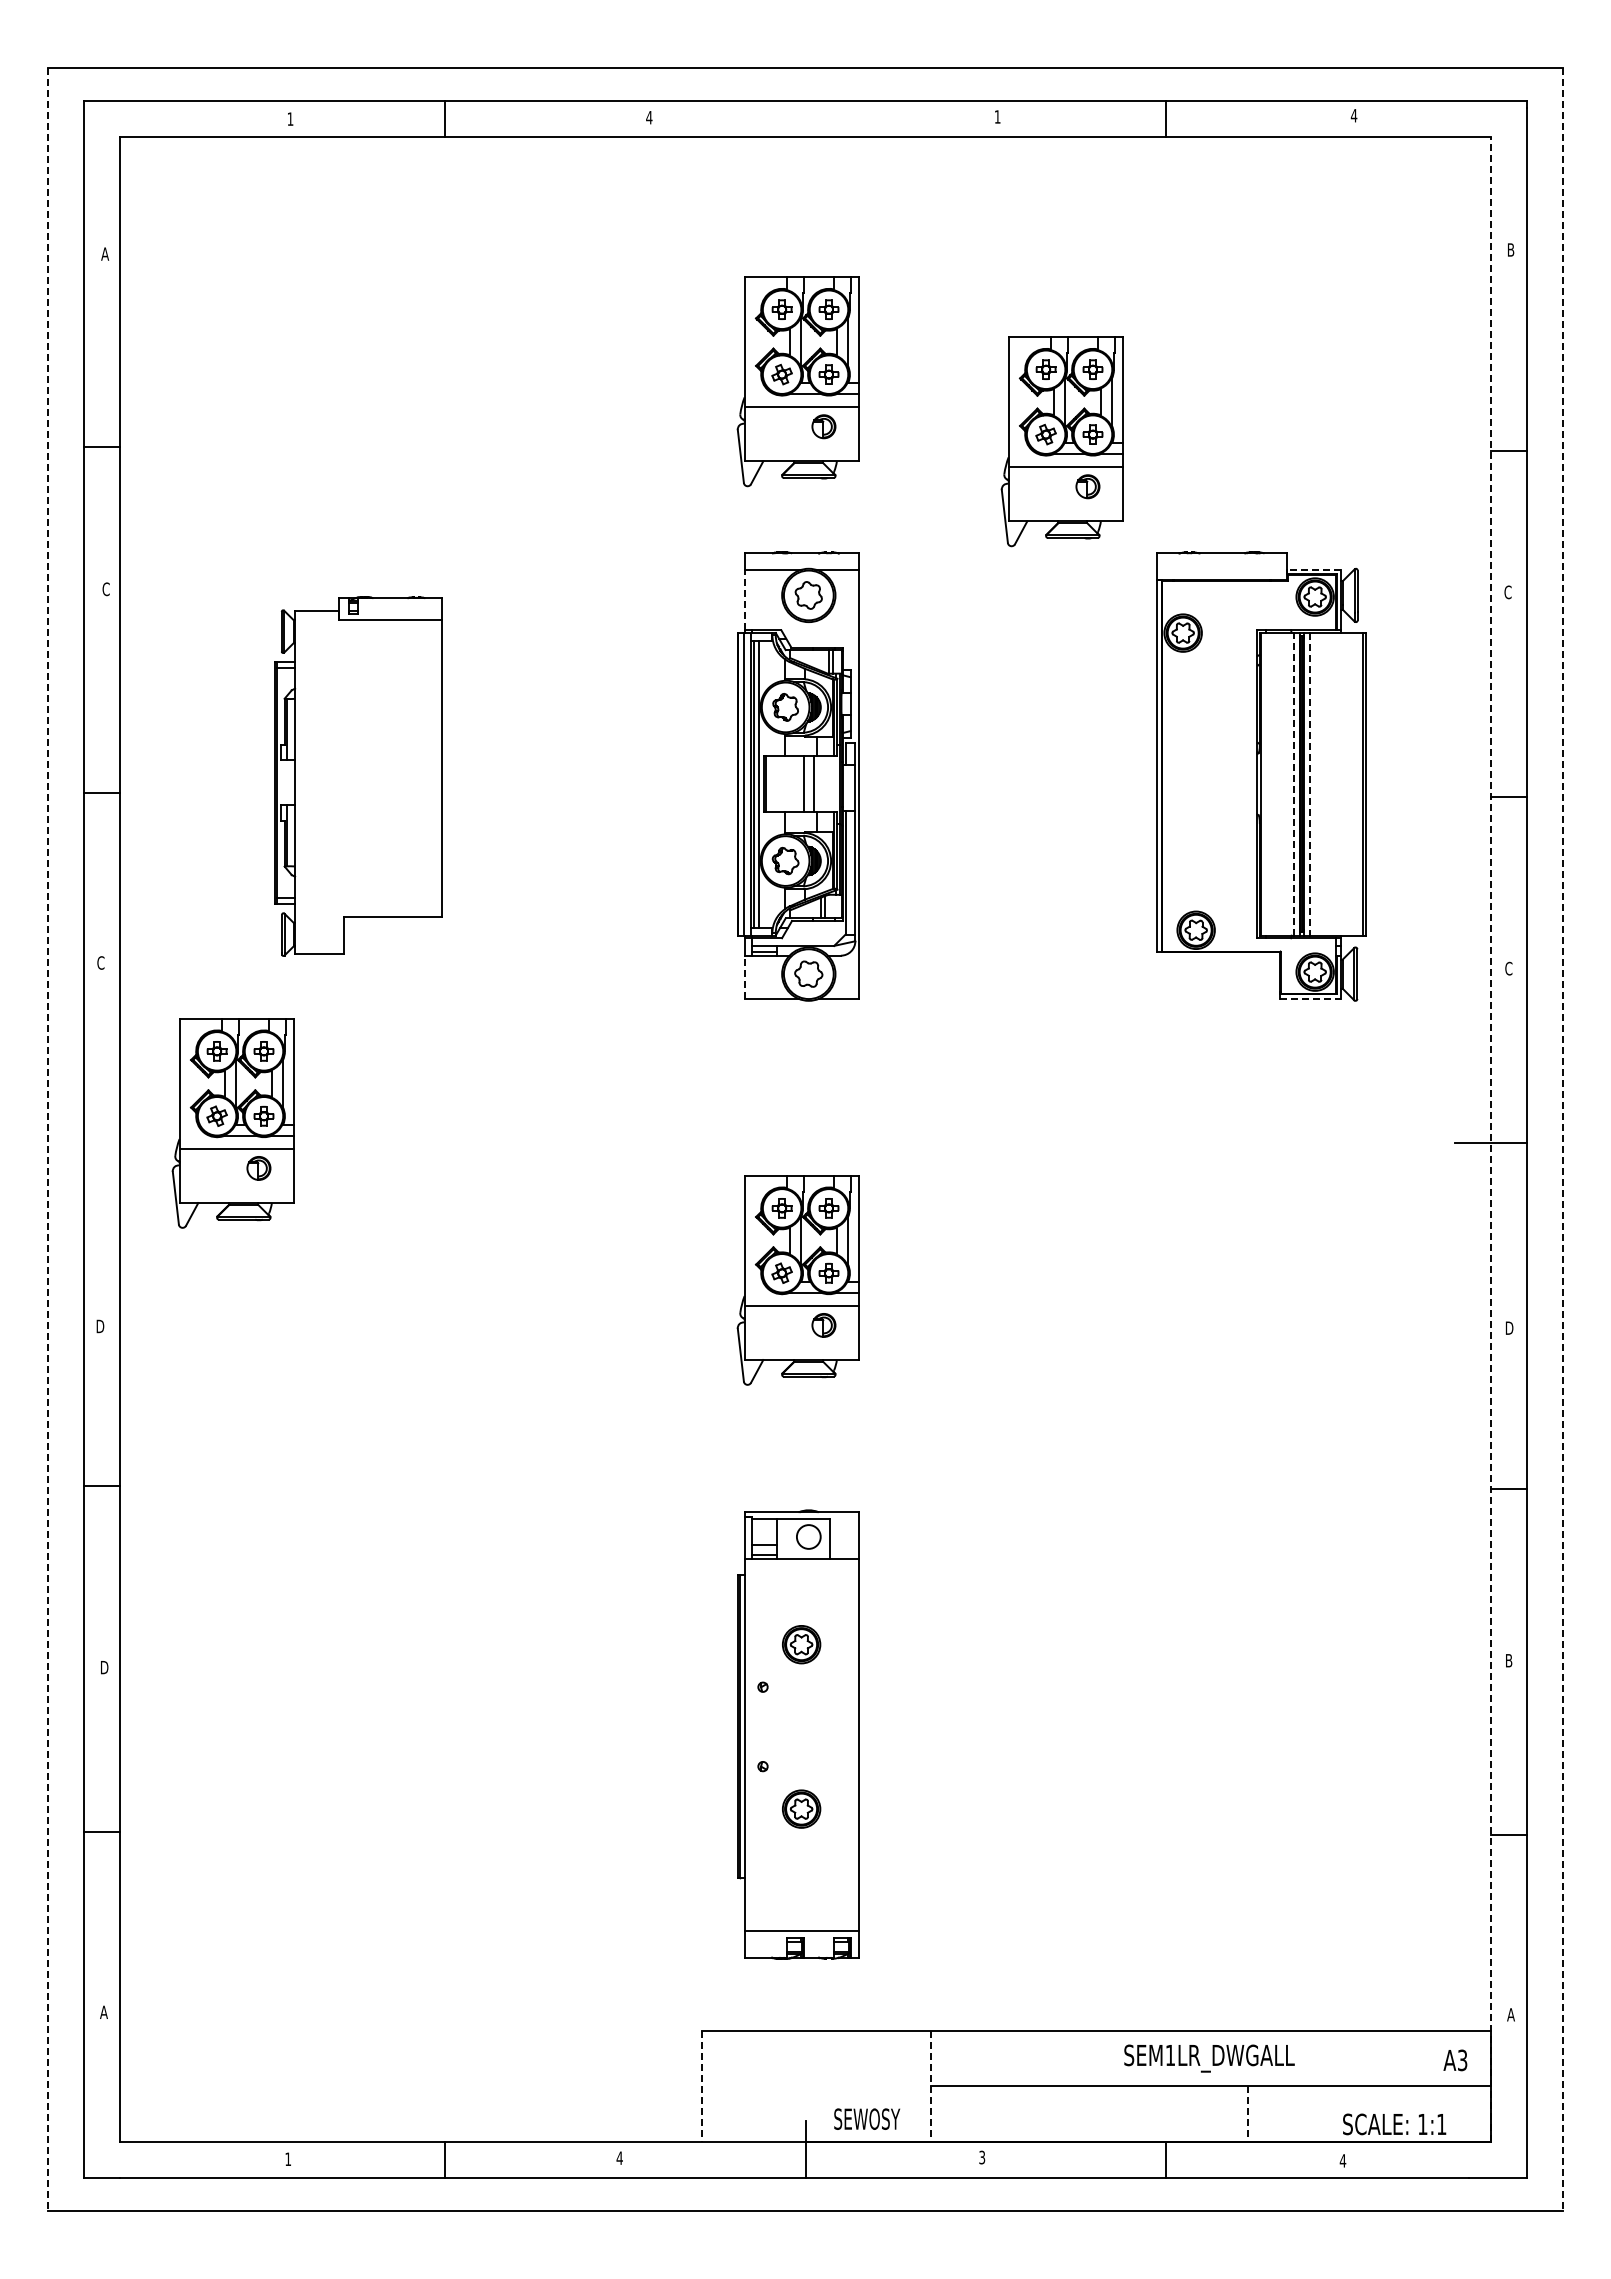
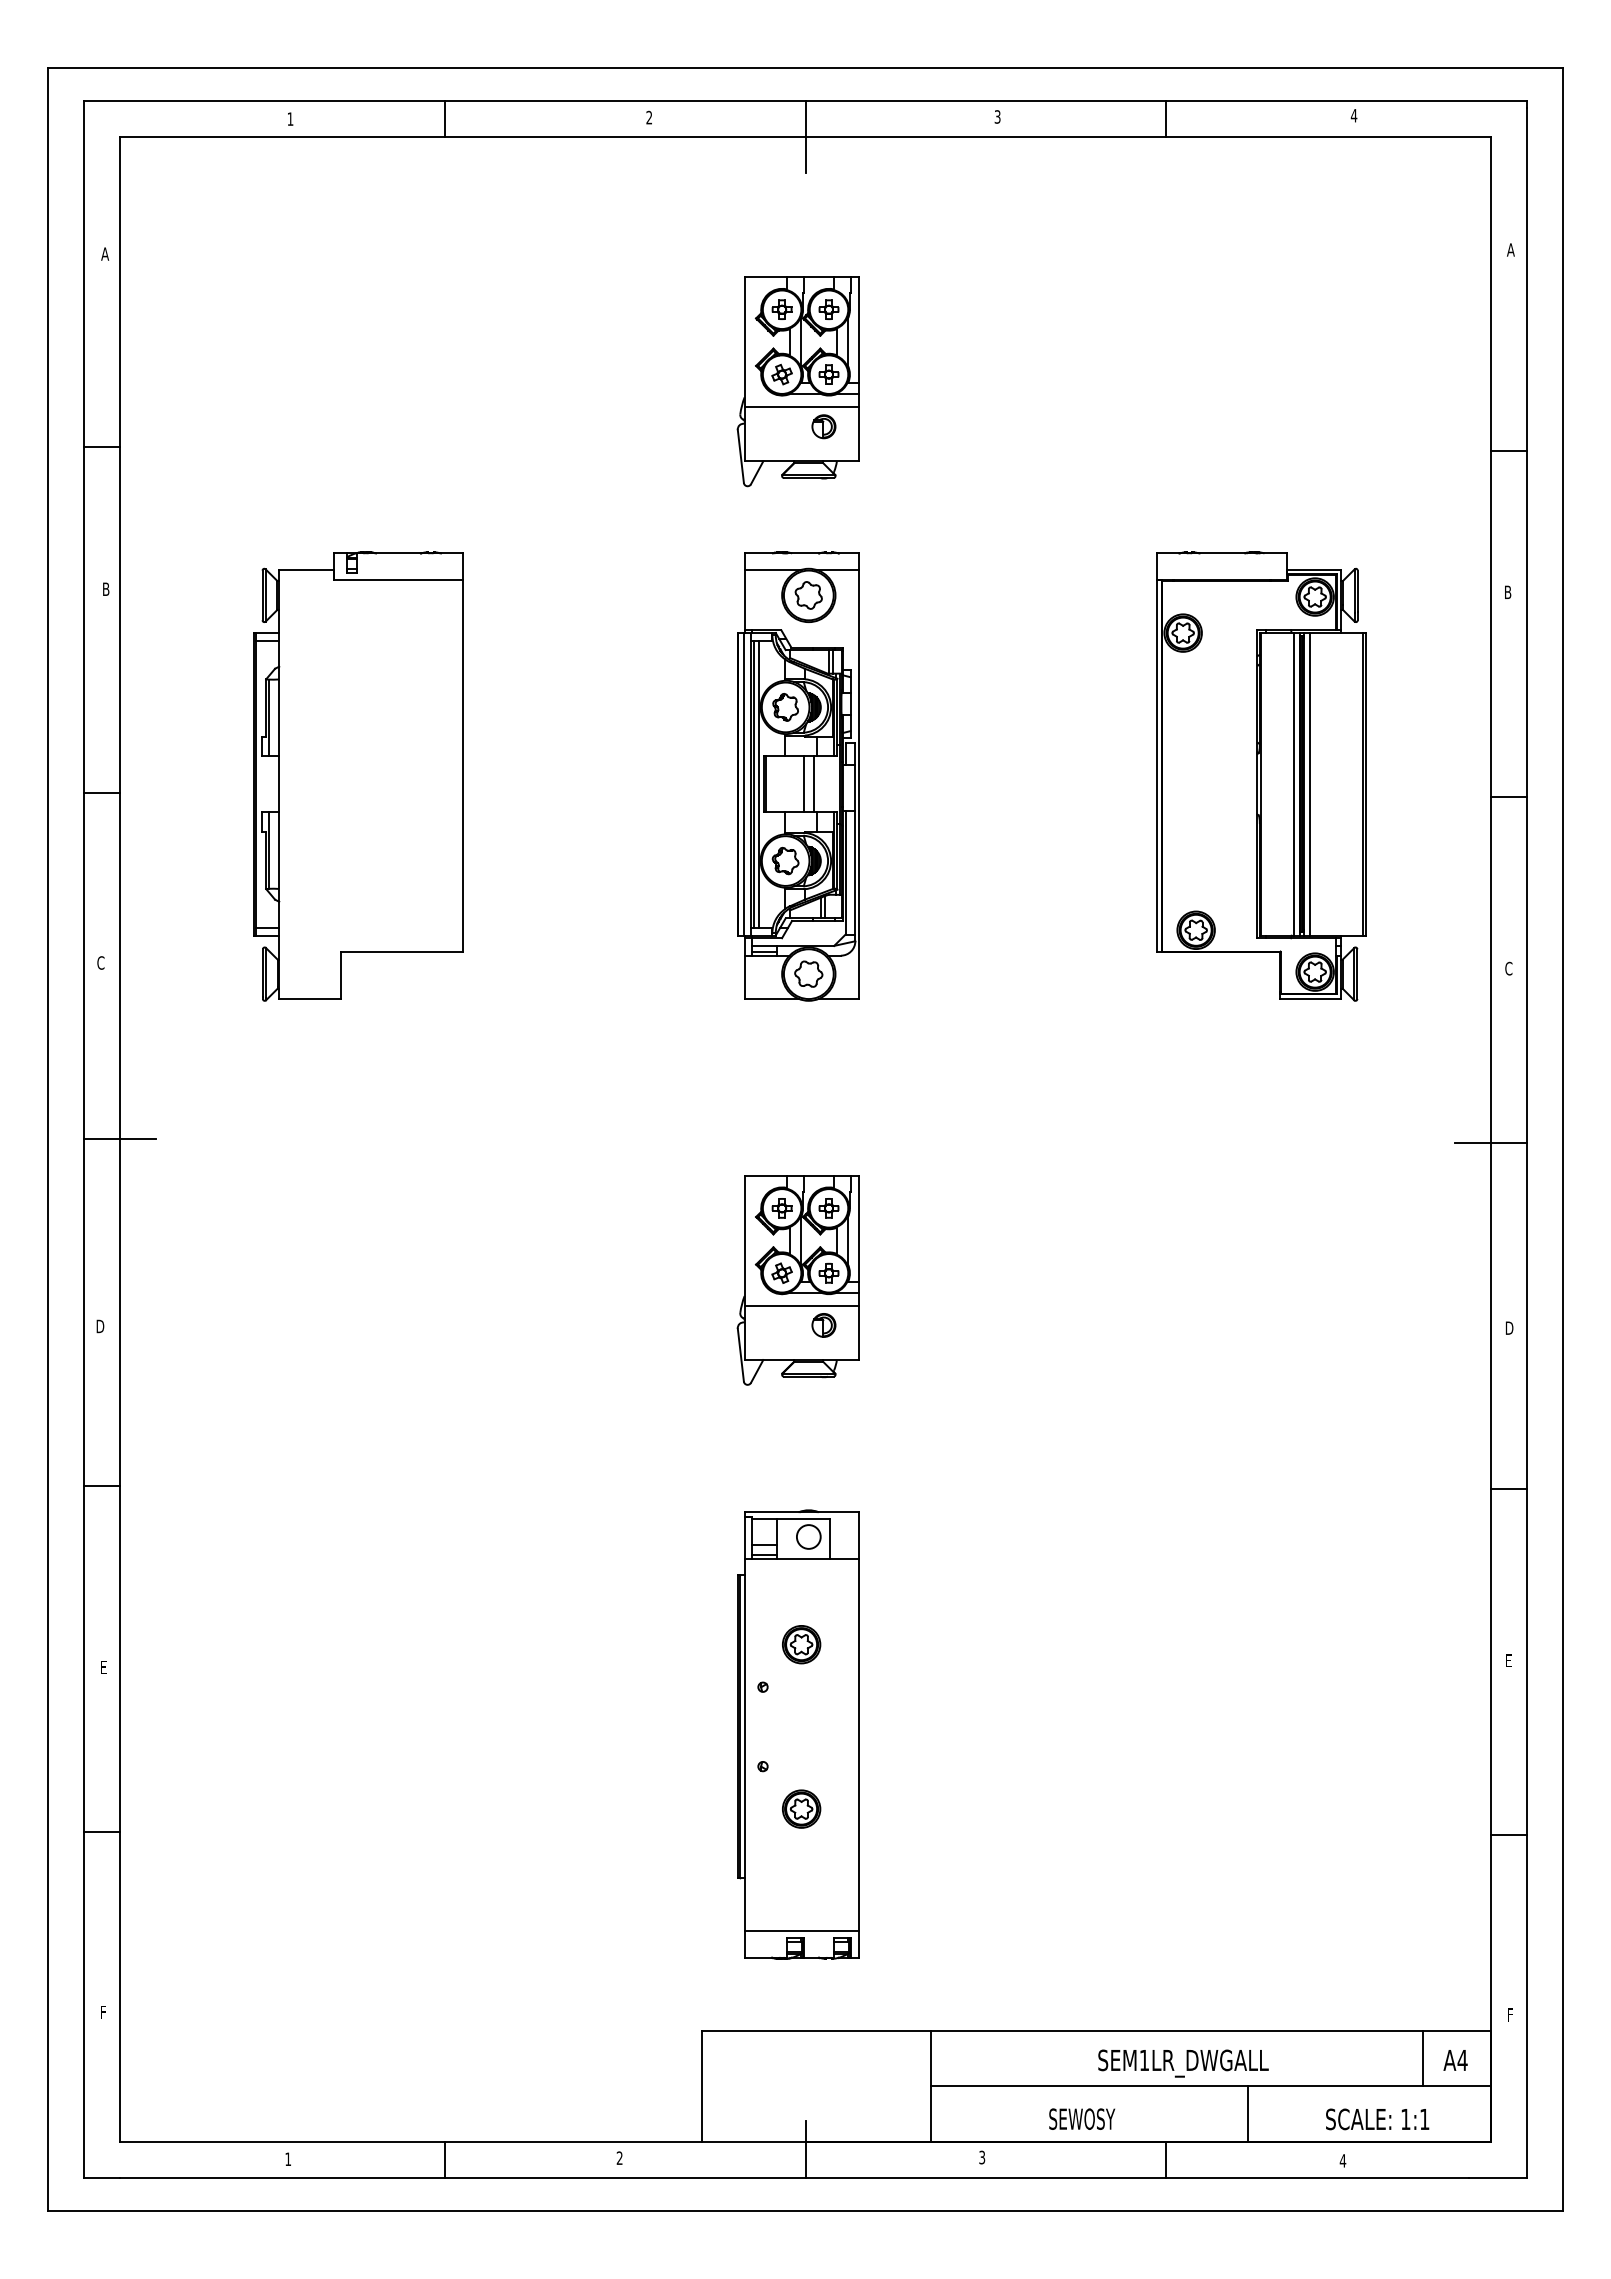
text: 1 -> 3 (997, 116)
text: 4 -> 2 (649, 117)
line: none -> present (805, 136)
text: B -> A (1510, 249)
part: present -> none (1061, 441)
line: dashed -> solid (1313, 569)
text: C -> B (105, 589)
text: C -> B (1507, 592)
line: dashed -> solid (744, 599)
part size: 169x361 px -> 211x451 px (358, 776)
line: dashed -> solid (1294, 783)
line: dashed -> solid (1309, 784)
line: dashed -> solid (744, 977)
line: dashed -> solid (1310, 998)
part: present -> none (232, 1123)
line: dashed -> solid (48, 1139)
line: none -> present (120, 1139)
line: dashed -> solid (1490, 1139)
line: dashed -> solid (1562, 1139)
text: B -> E (1509, 1660)
text: D -> E (104, 1667)
text: A -> F (103, 2011)
text: A -> F (1510, 2014)
text position: (1209, 2058) -> (1183, 2063) (1183, 2063)
line: none -> present (1423, 2058)
text: A3 -> A4 (1462, 2060)
line: dashed -> solid (702, 2086)
line: dashed -> solid (930, 2086)
line: dashed -> solid (1247, 2114)
text position: (867, 2118) -> (1082, 2118) (1082, 2118)
text position: (1394, 2124) -> (1377, 2119) (1377, 2119)
text: 4 -> 2 (619, 2157)
